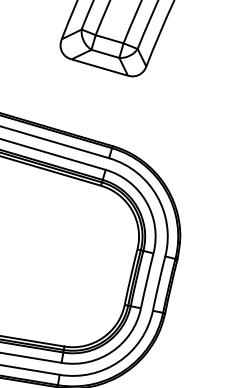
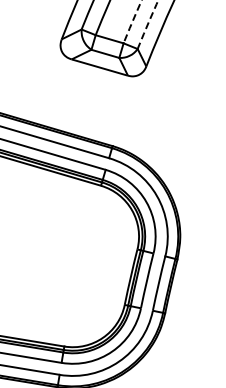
arc: solid -> dashed (132, 21)
arc: solid -> dashed (147, 24)
